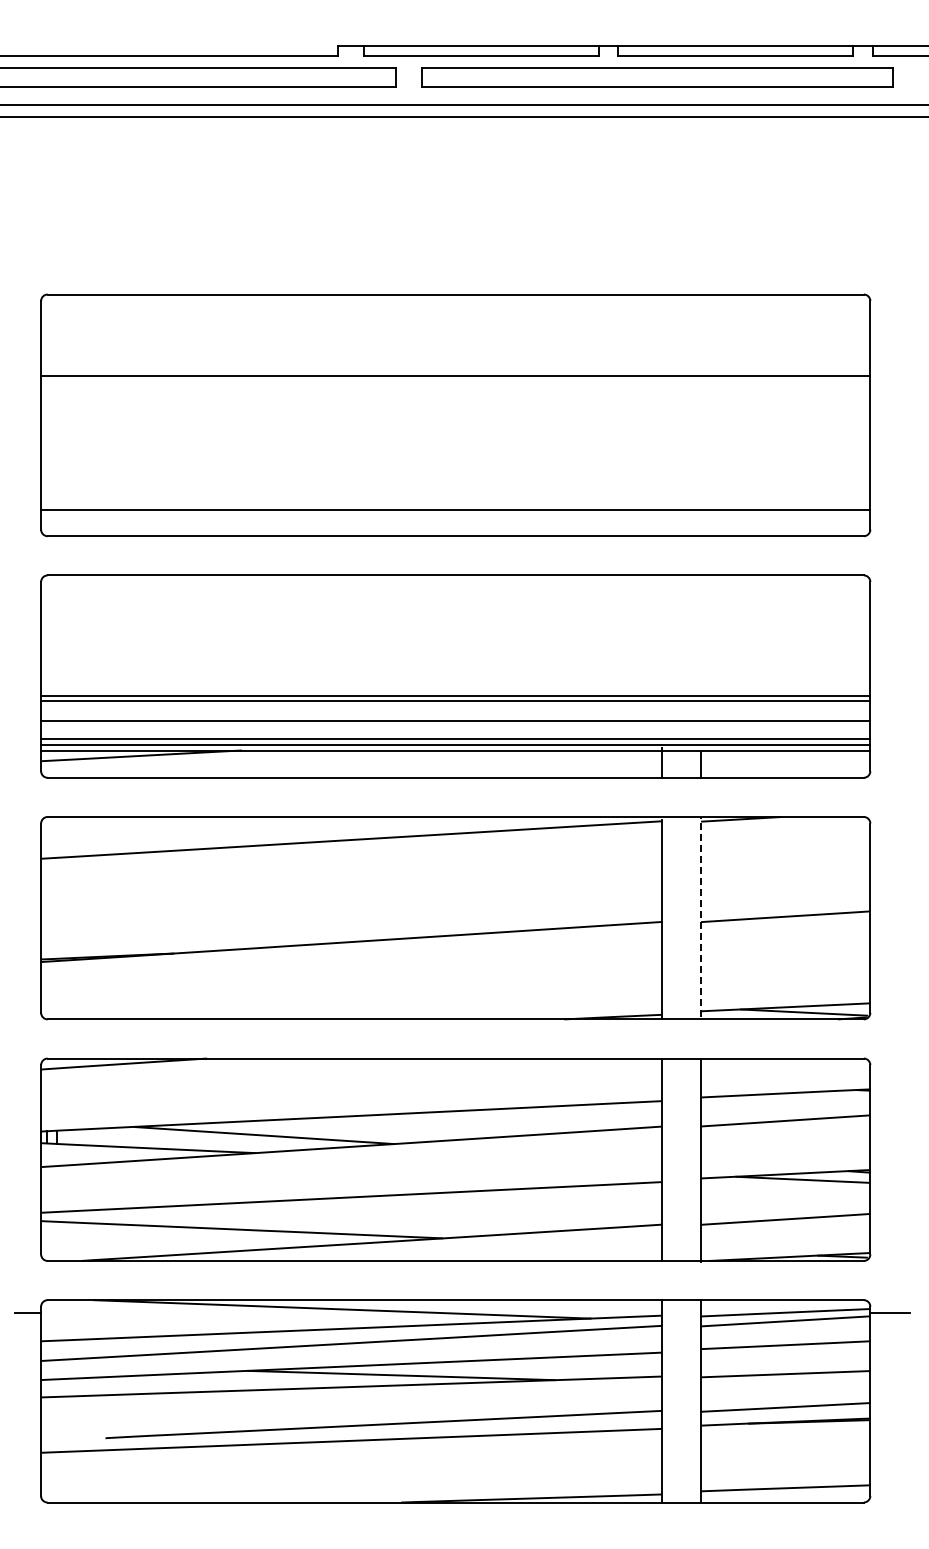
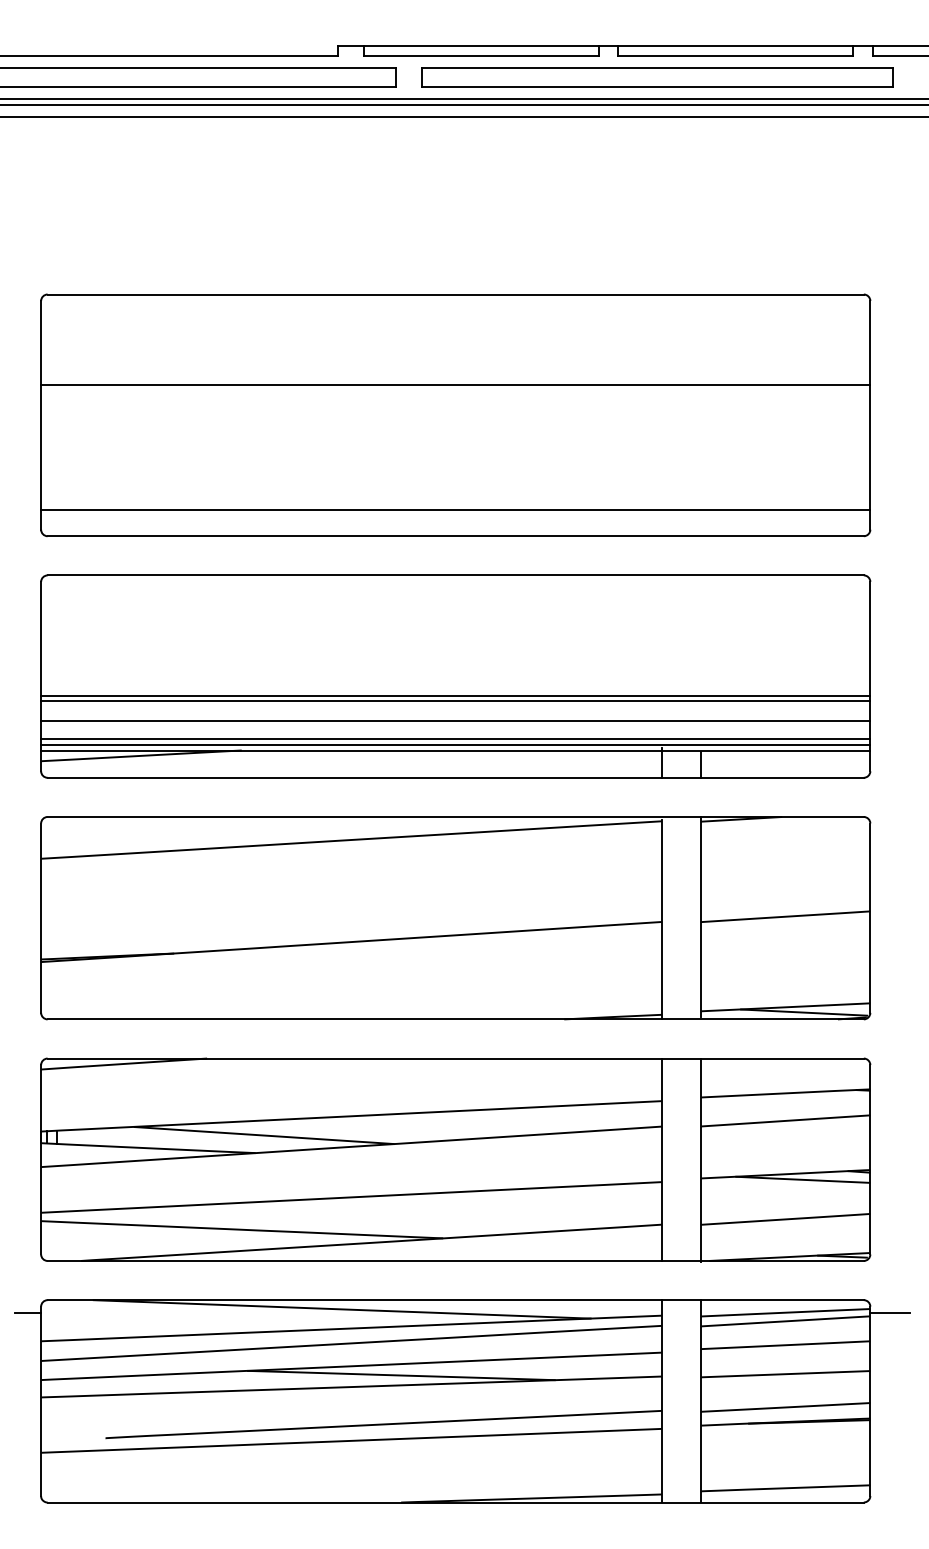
line: none -> present (463, 98)
line position: (455, 375) -> (455, 384) (455, 384)
line: dashed -> solid (701, 916)
